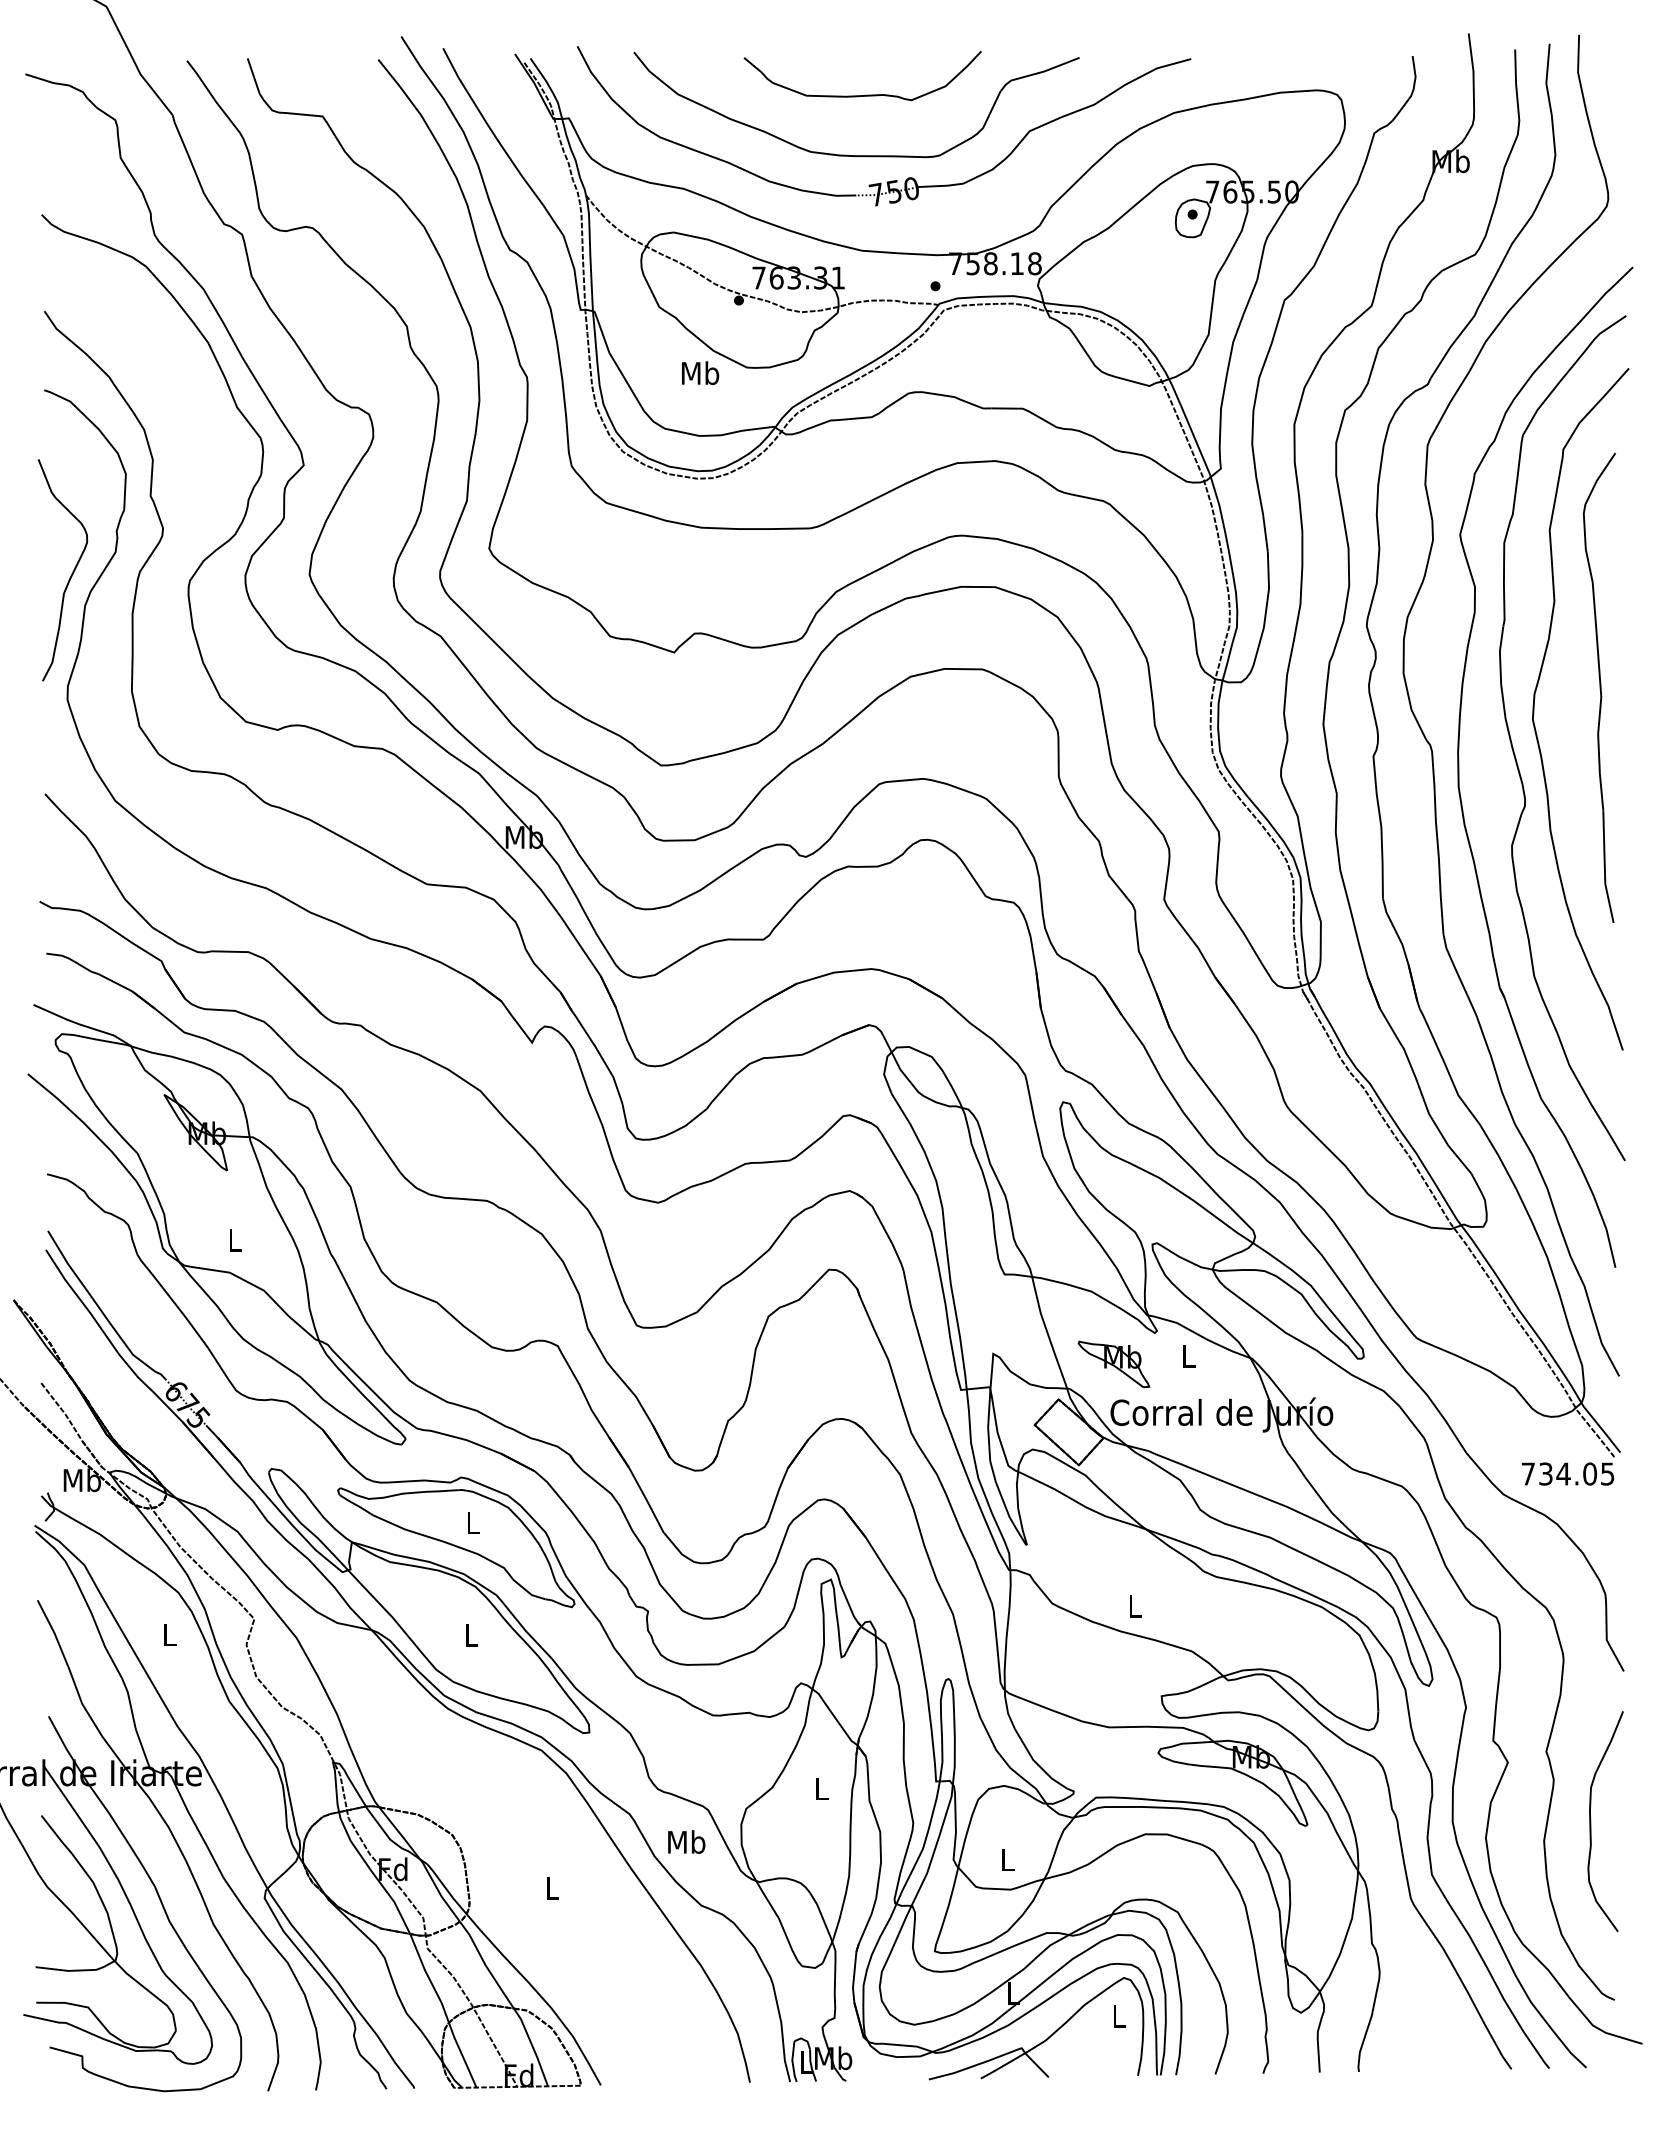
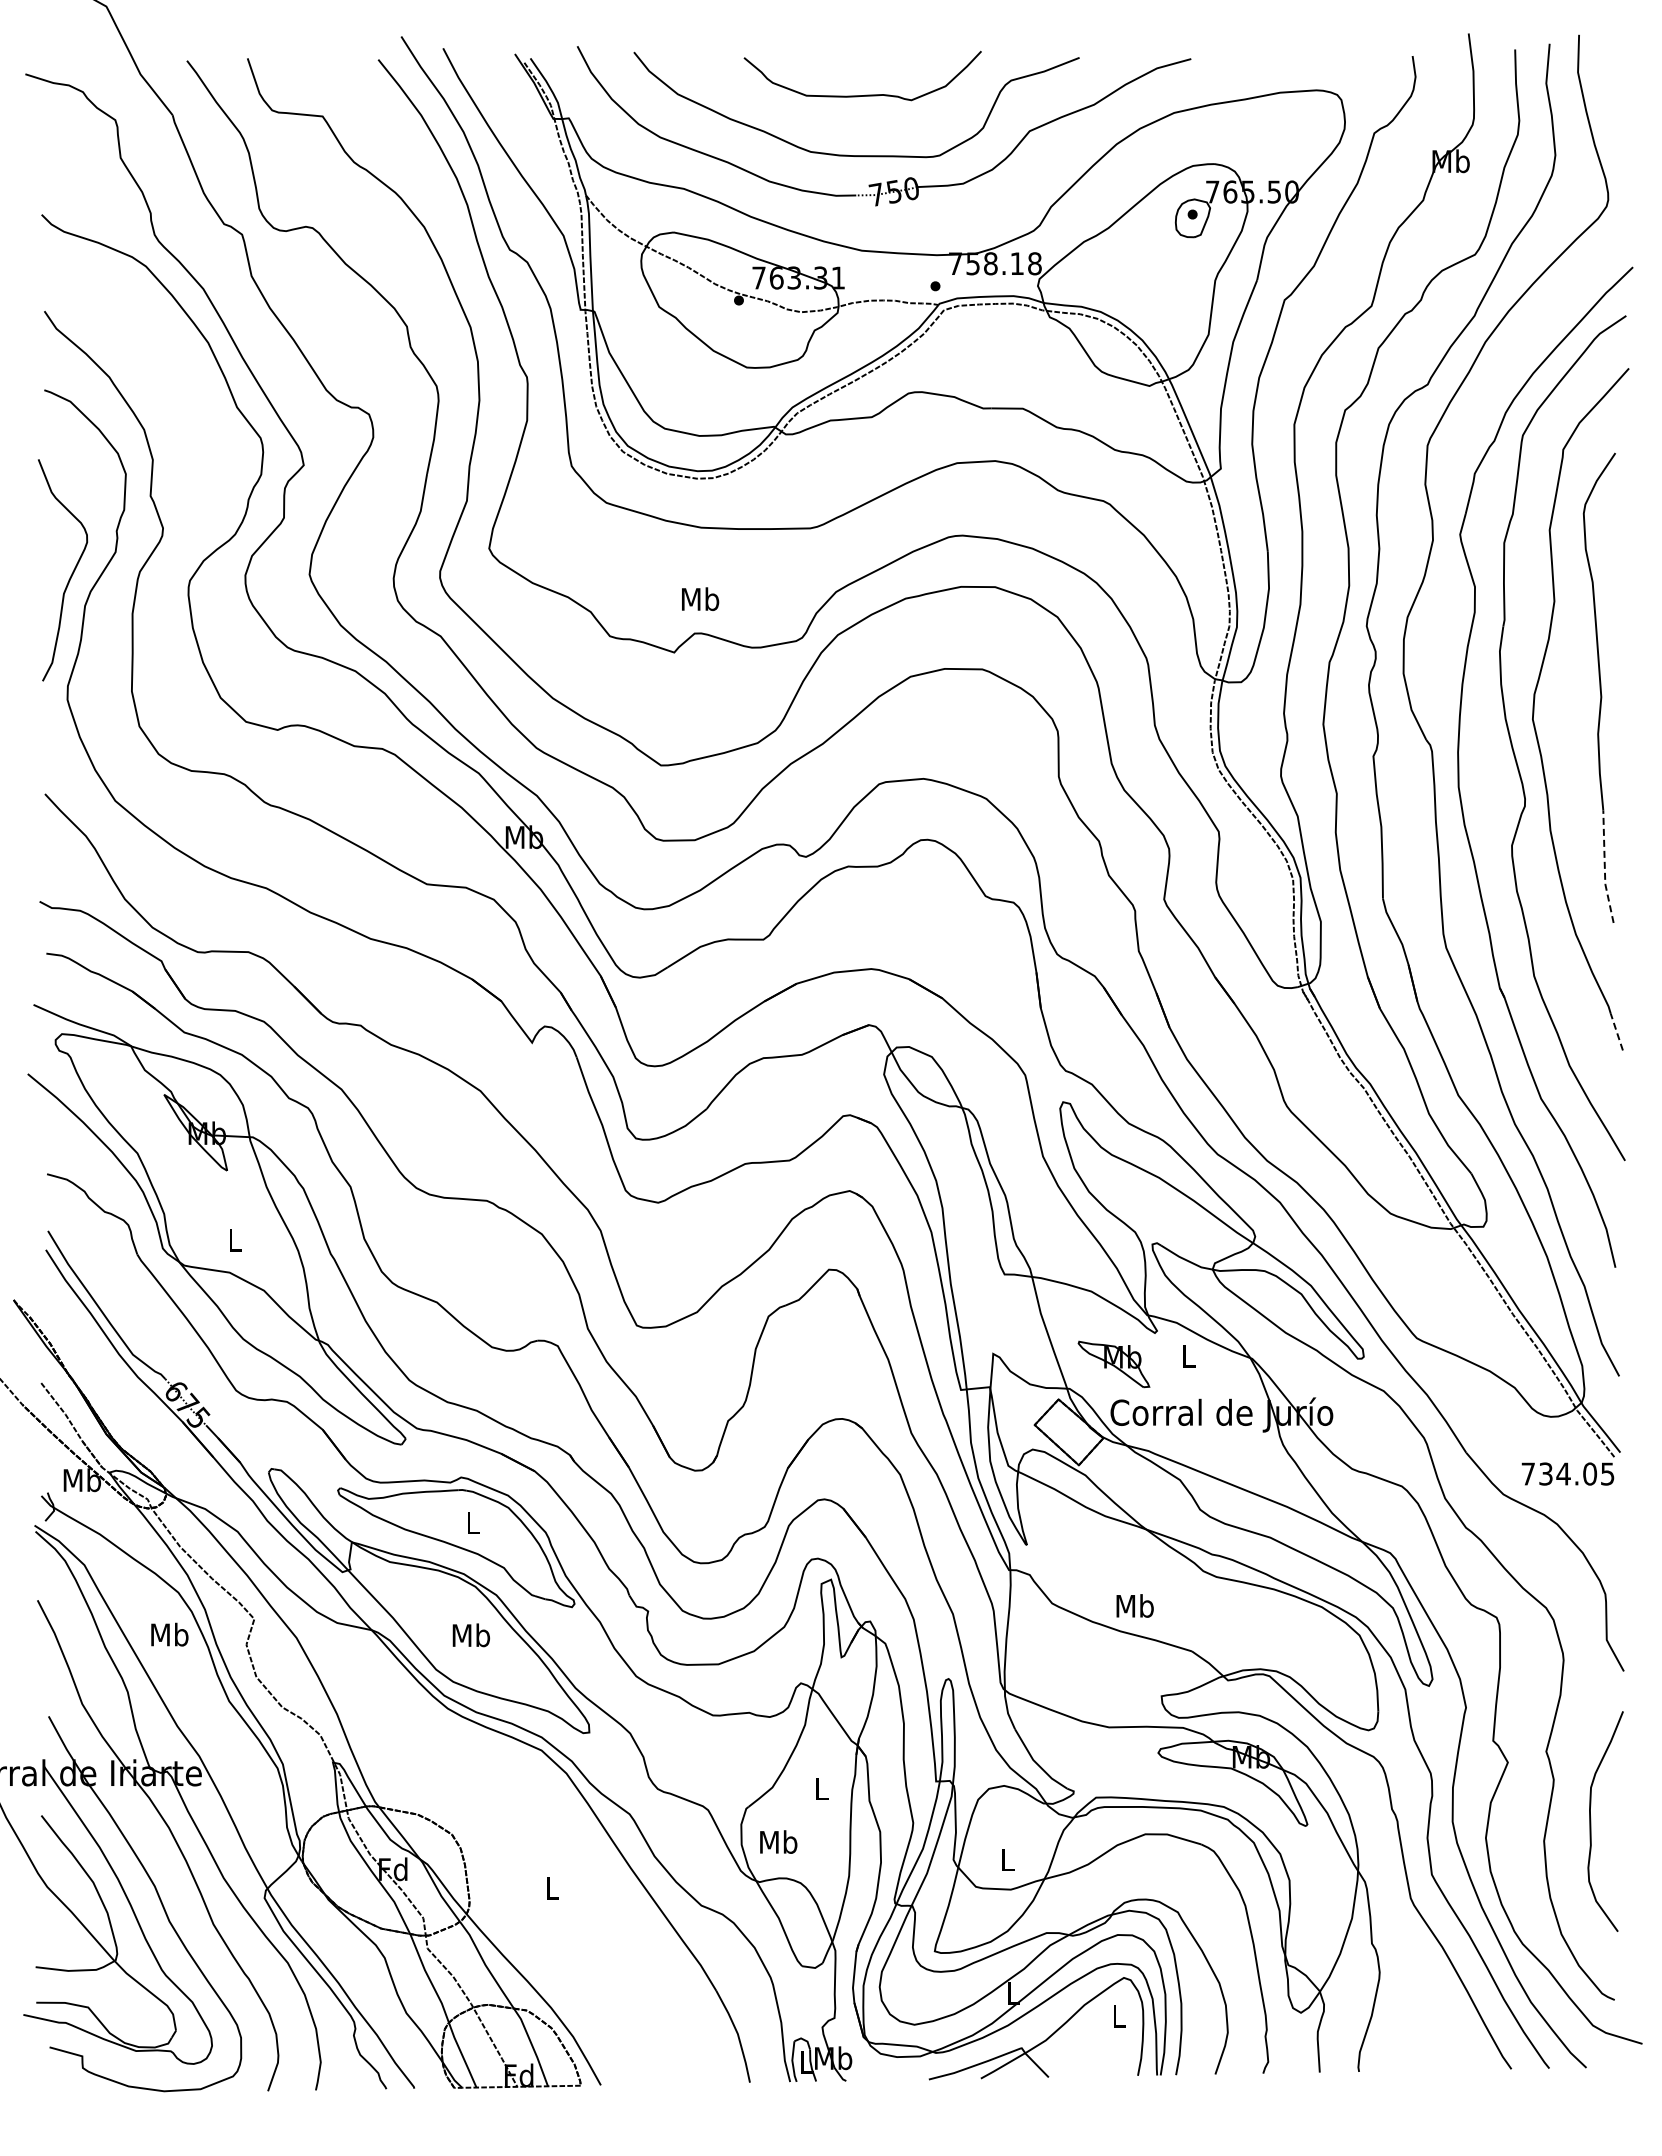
text position: (700, 372) -> (700, 598) (700, 598)
line: solid -> dashed (1604, 866)
line: solid -> dashed (1616, 1031)
text: L -> Mb (1134, 1605)
text: L -> Mb (169, 1634)
text: L -> Mb (471, 1635)
text position: (686, 1841) -> (778, 1841) (778, 1841)
